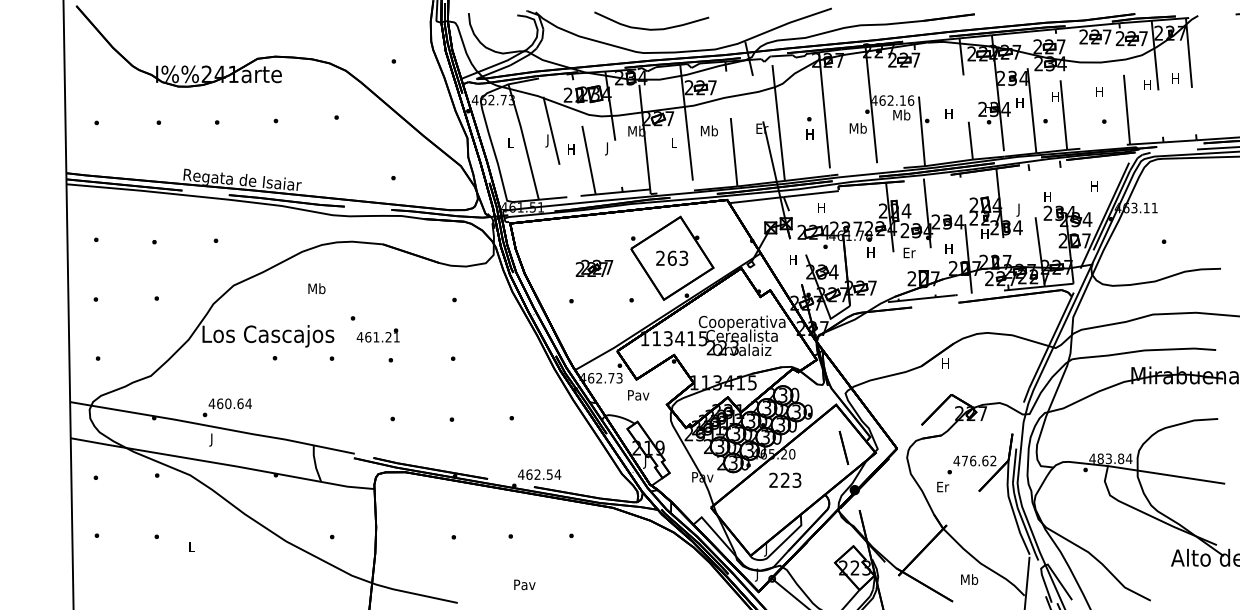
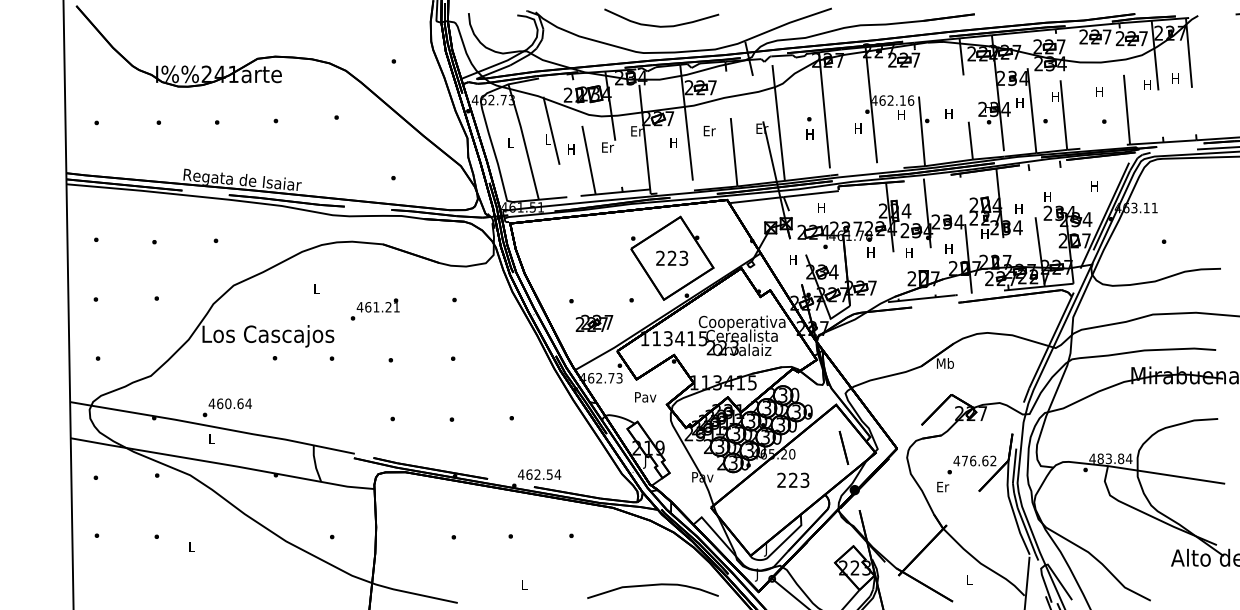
curve position: (651, 28) -> (661, 25) (661, 25)
text: Mb -> H (901, 114)
text: Mb -> H (857, 127)
text: Mb -> Er (636, 130)
text: Mb -> Er (708, 130)
text: J -> L (547, 140)
text: L -> H (673, 142)
text: J -> Er (608, 148)
text: J -> H (1018, 209)
text: Er -> H (909, 252)
text: 263 -> 223 (671, 257)
part position: (594, 267) -> (594, 322) (594, 322)
text: Mb -> L (316, 288)
text position: (377, 335) -> (377, 305) (377, 305)
text: H -> Mb (944, 363)
text position: (638, 395) -> (645, 397) (645, 397)
text: J -> L (211, 439)
text position: (785, 479) -> (793, 479) (793, 479)
text: Mb -> L (969, 579)
text: Pav -> L (524, 584)
curve: none -> present (650, 586)
